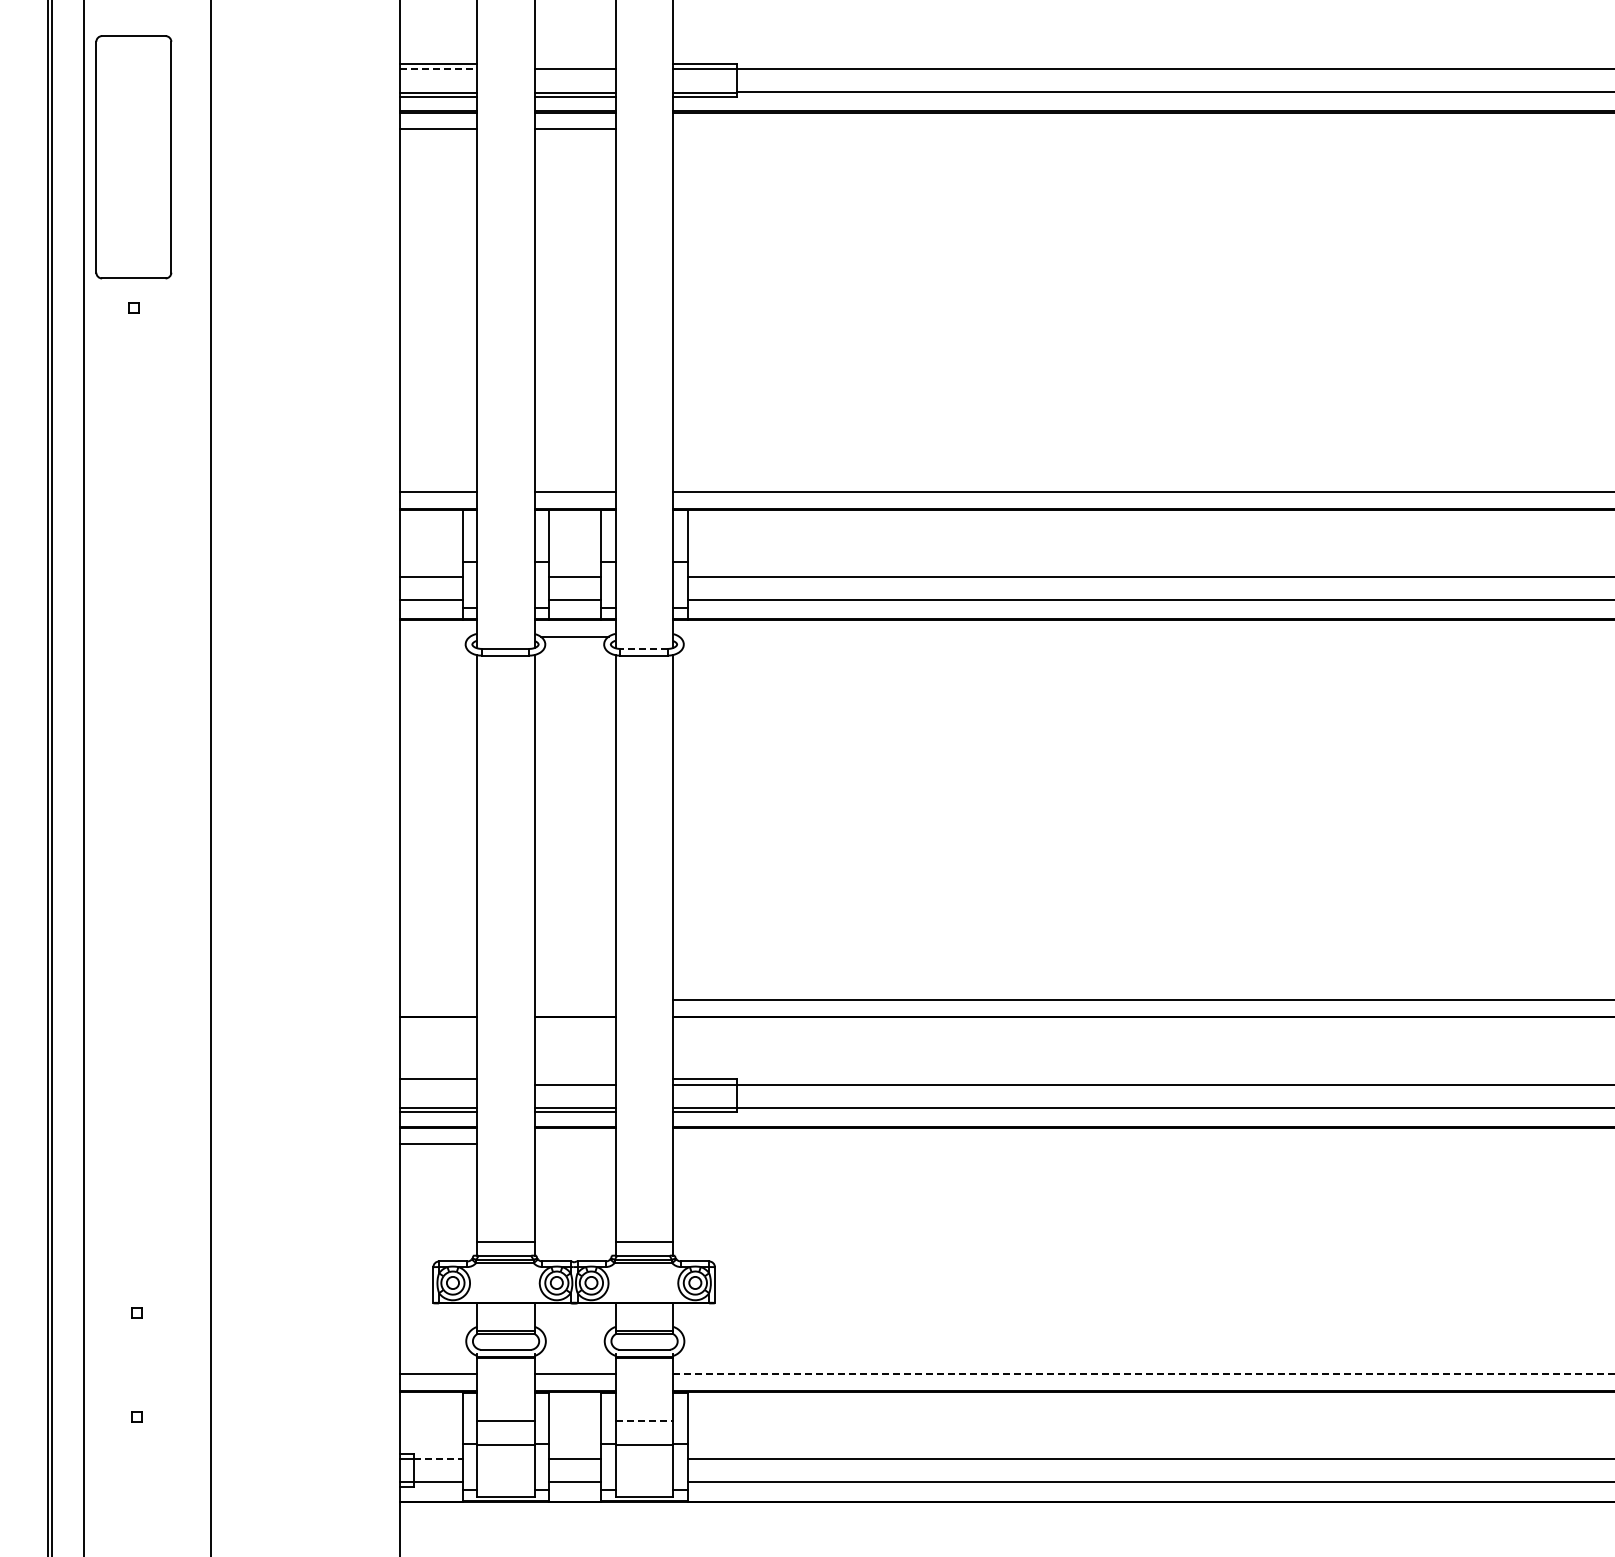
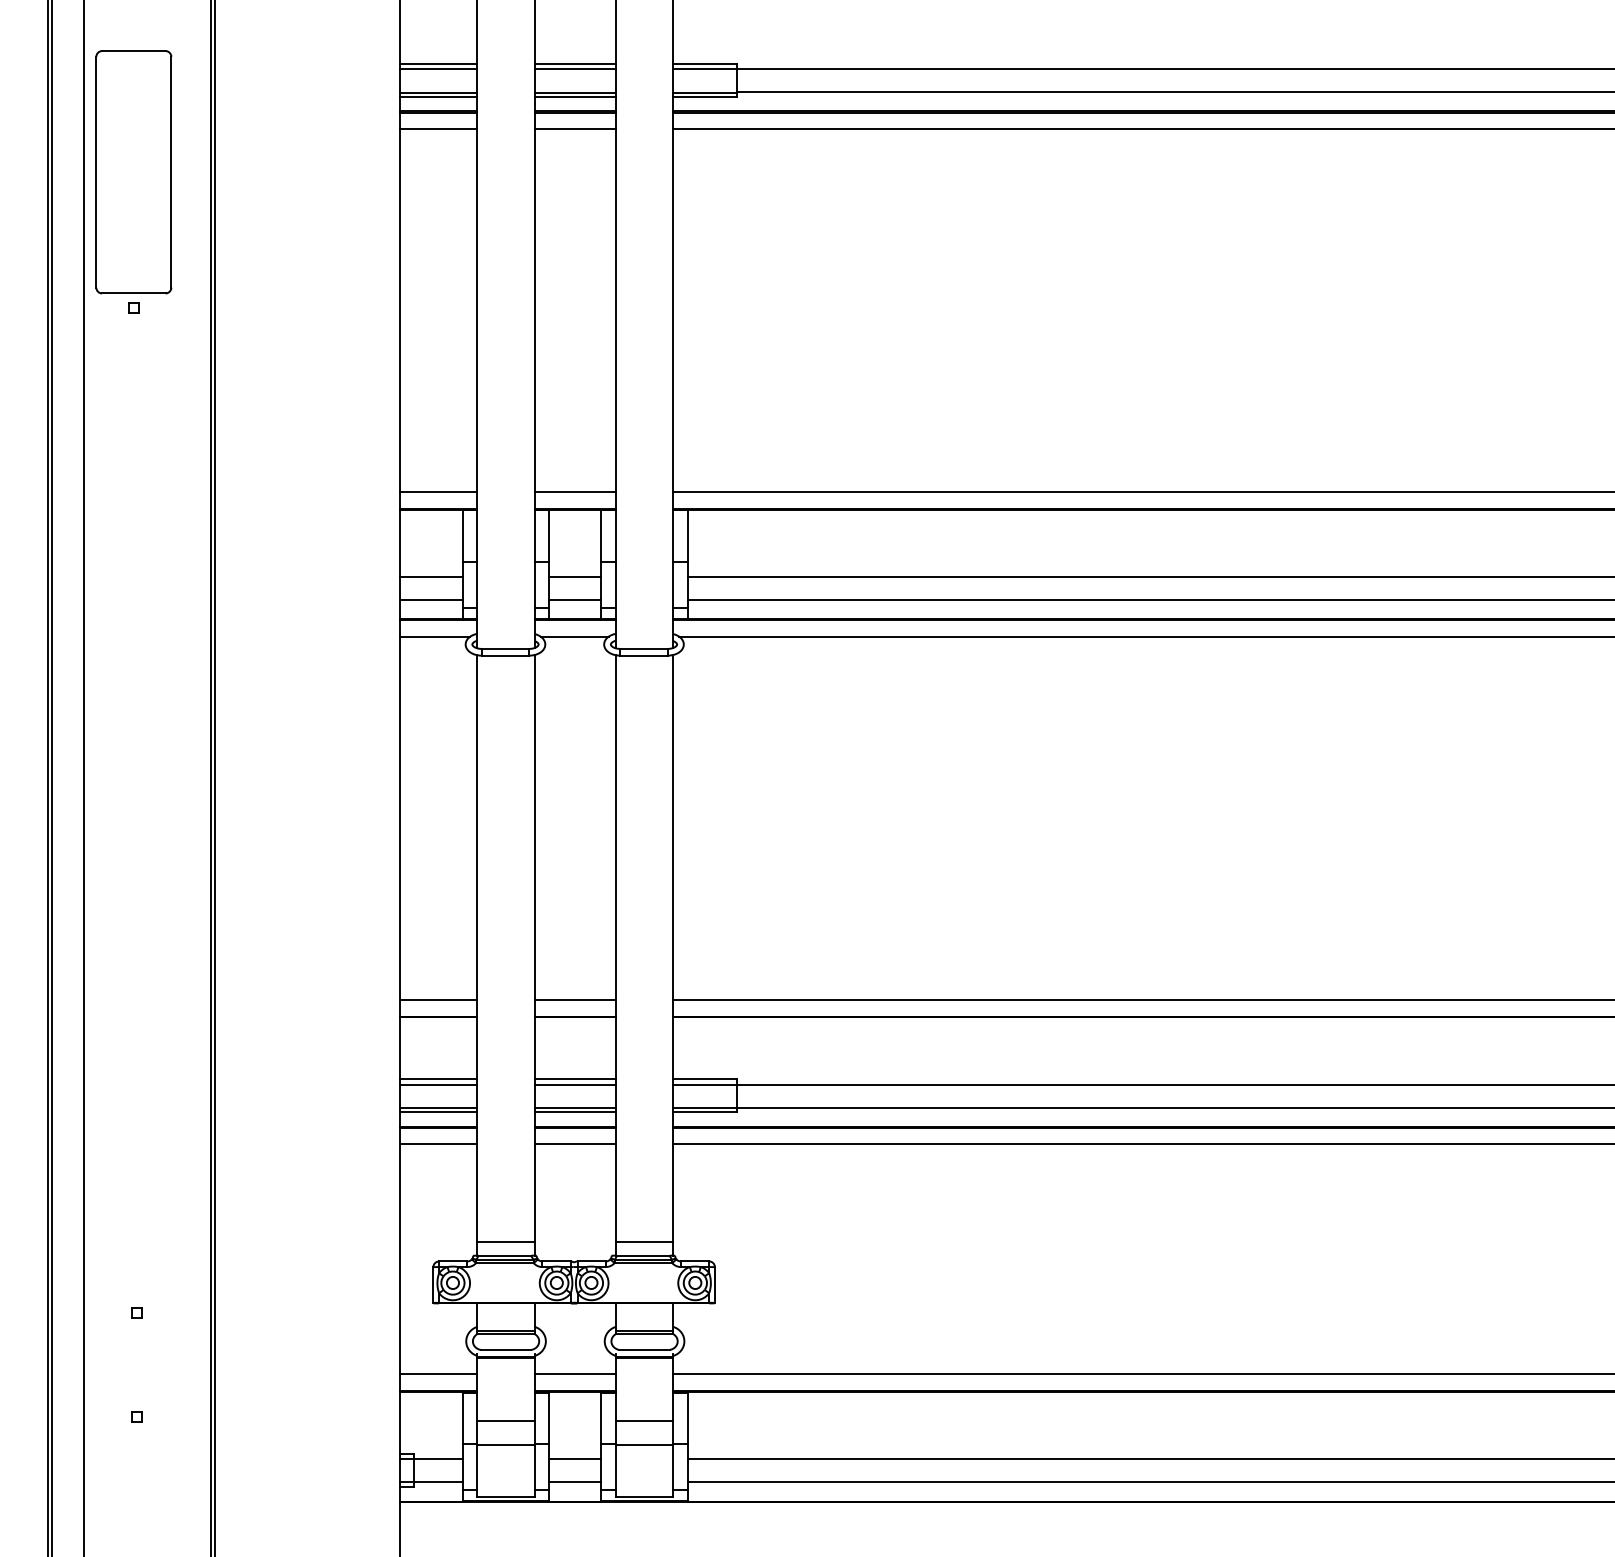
line: none -> present (574, 63)
line: dashed -> solid (438, 69)
line: none -> present (1142, 129)
part position: (133, 157) -> (133, 172) (133, 172)
line: none -> present (434, 636)
line: none -> present (1145, 636)
line: dashed -> solid (643, 648)
line: none -> present (215, 777)
line: none -> present (438, 999)
line: none -> present (574, 999)
line: none -> present (574, 1079)
line: none -> present (438, 1084)
line: none -> present (574, 1144)
line: none -> present (1142, 1144)
line: dashed -> solid (1144, 1374)
line: dashed -> solid (644, 1421)
line: dashed -> solid (439, 1459)
